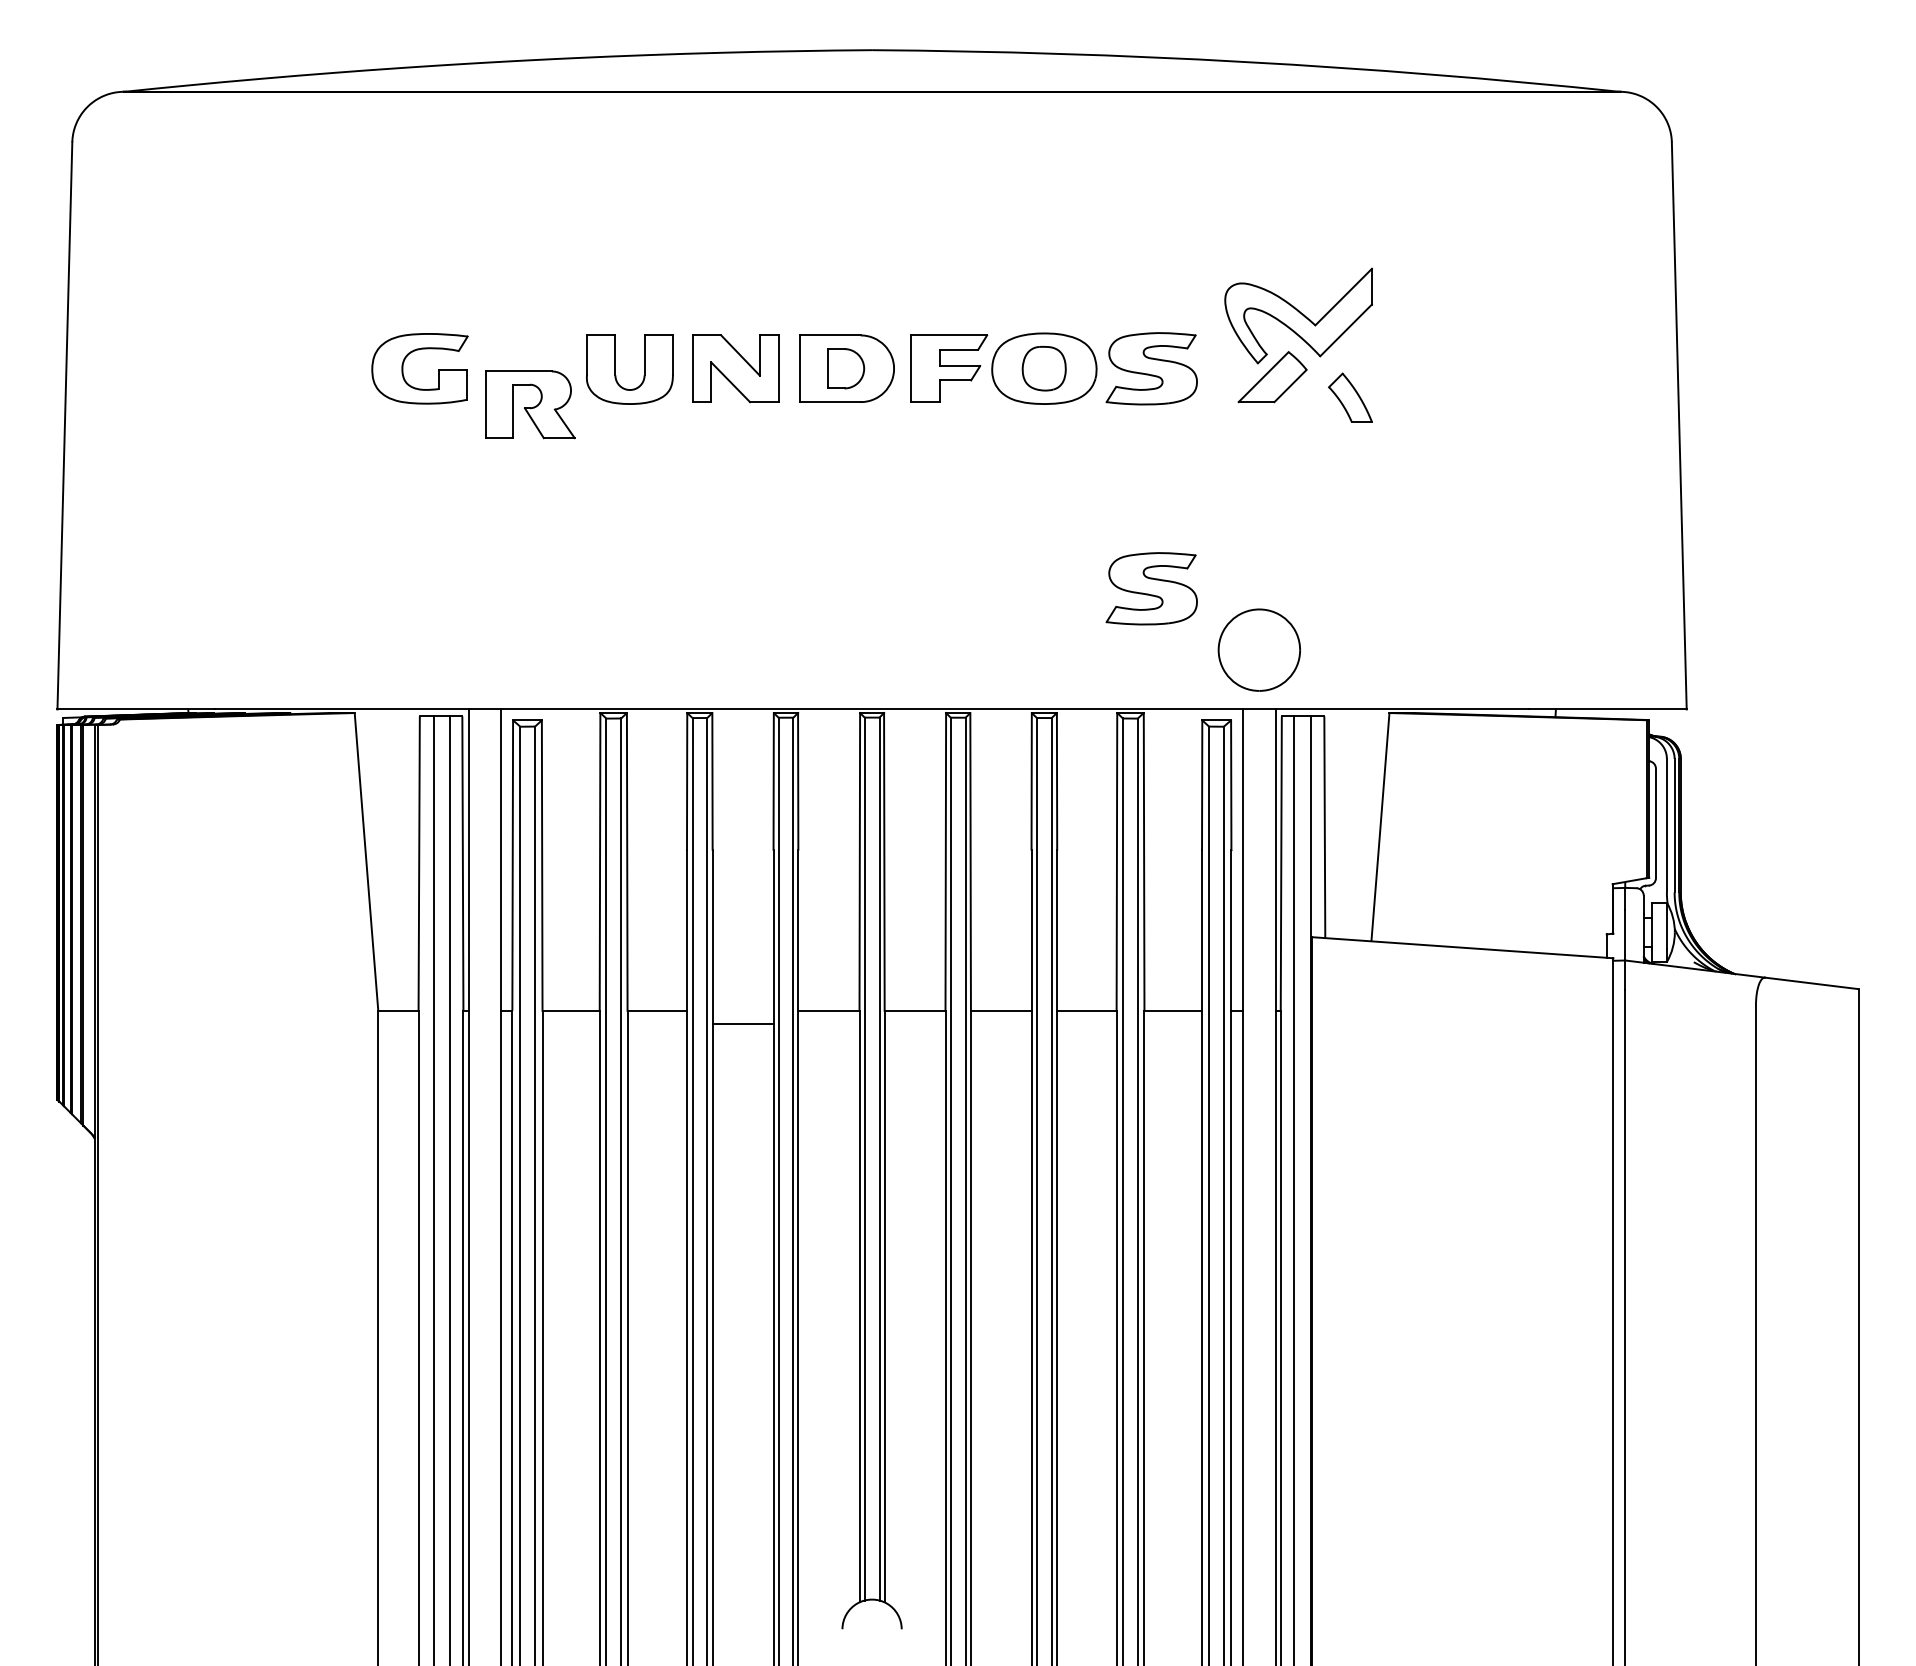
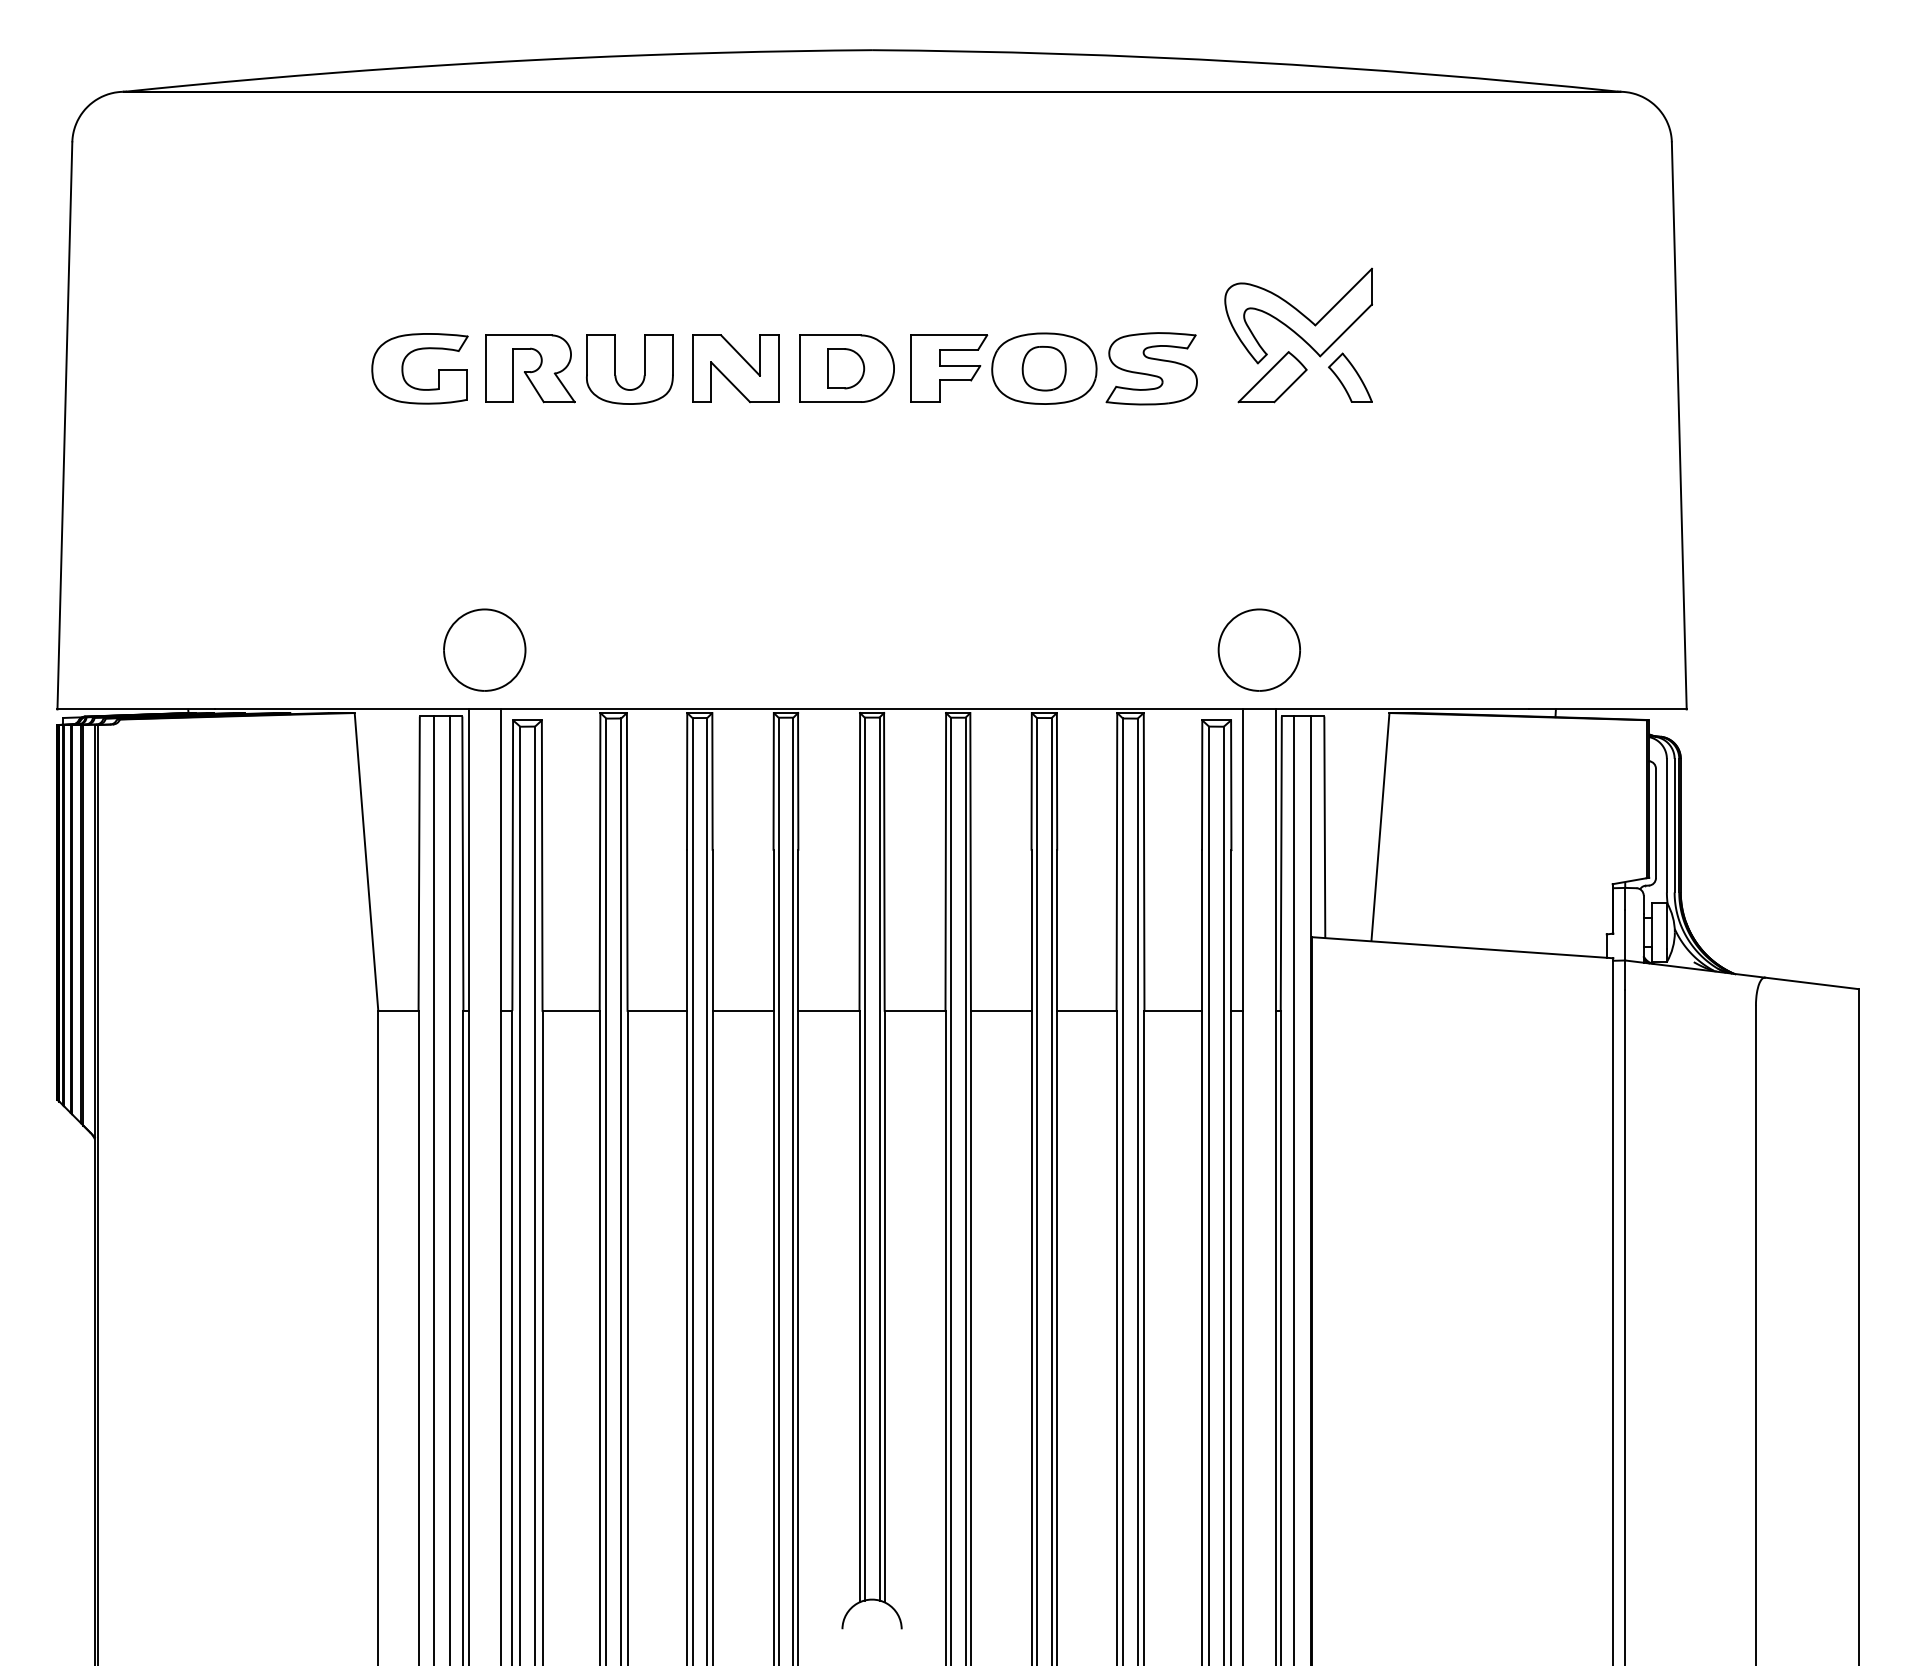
part position: (1350, 397) -> (1350, 377) (1350, 377)
part position: (530, 404) -> (530, 368) (530, 368)
part: present -> none (1151, 588)
part: none -> present (484, 649)
line position: (742, 1023) -> (742, 1010) (742, 1010)
